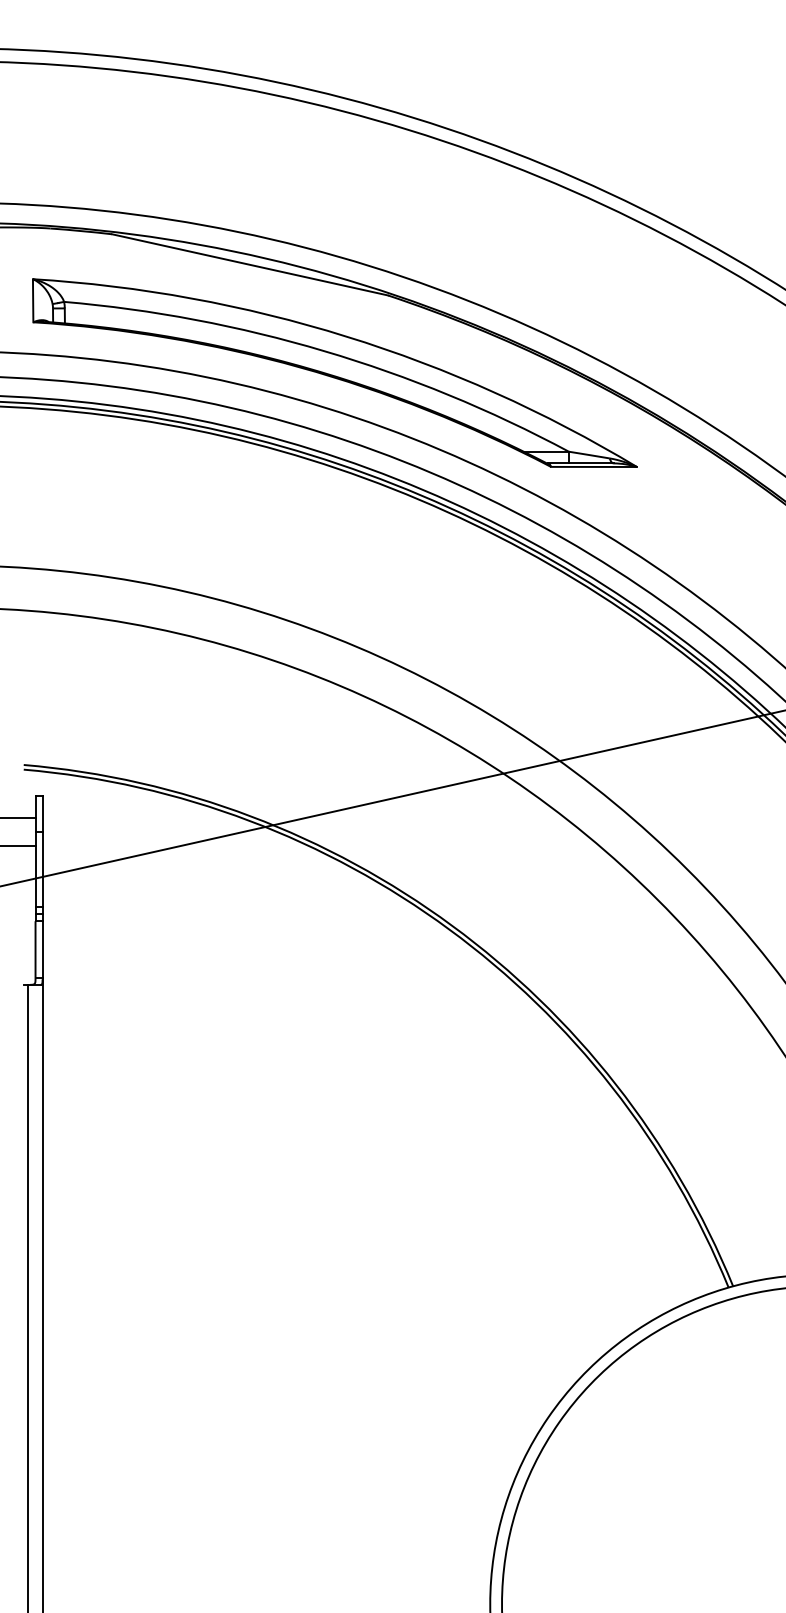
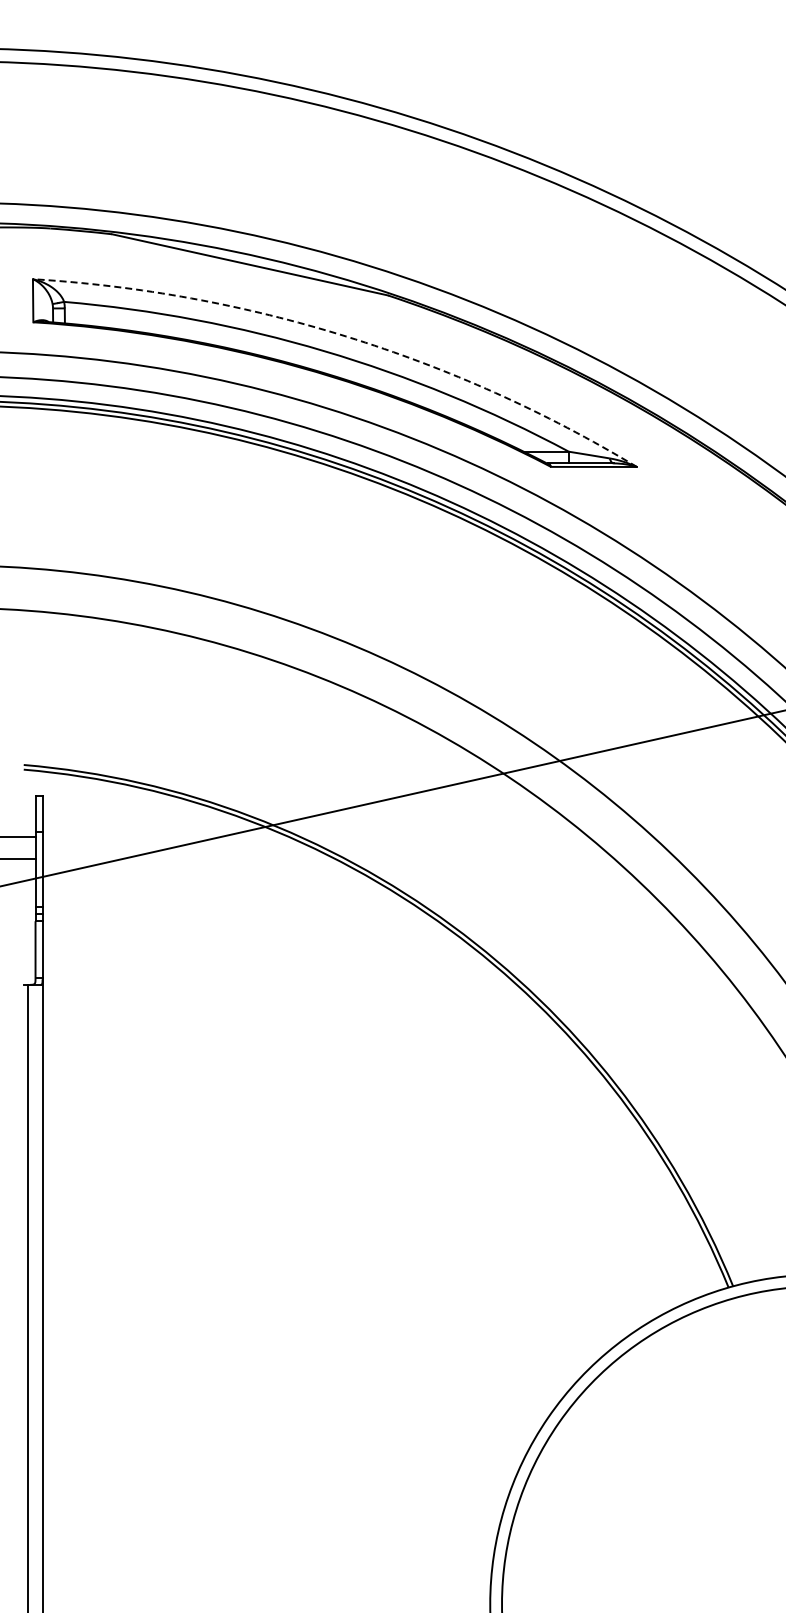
arc: solid -> dashed (346, 336)
line position: (18, 817) -> (18, 836) (18, 836)
line position: (18, 845) -> (18, 858) (18, 858)
